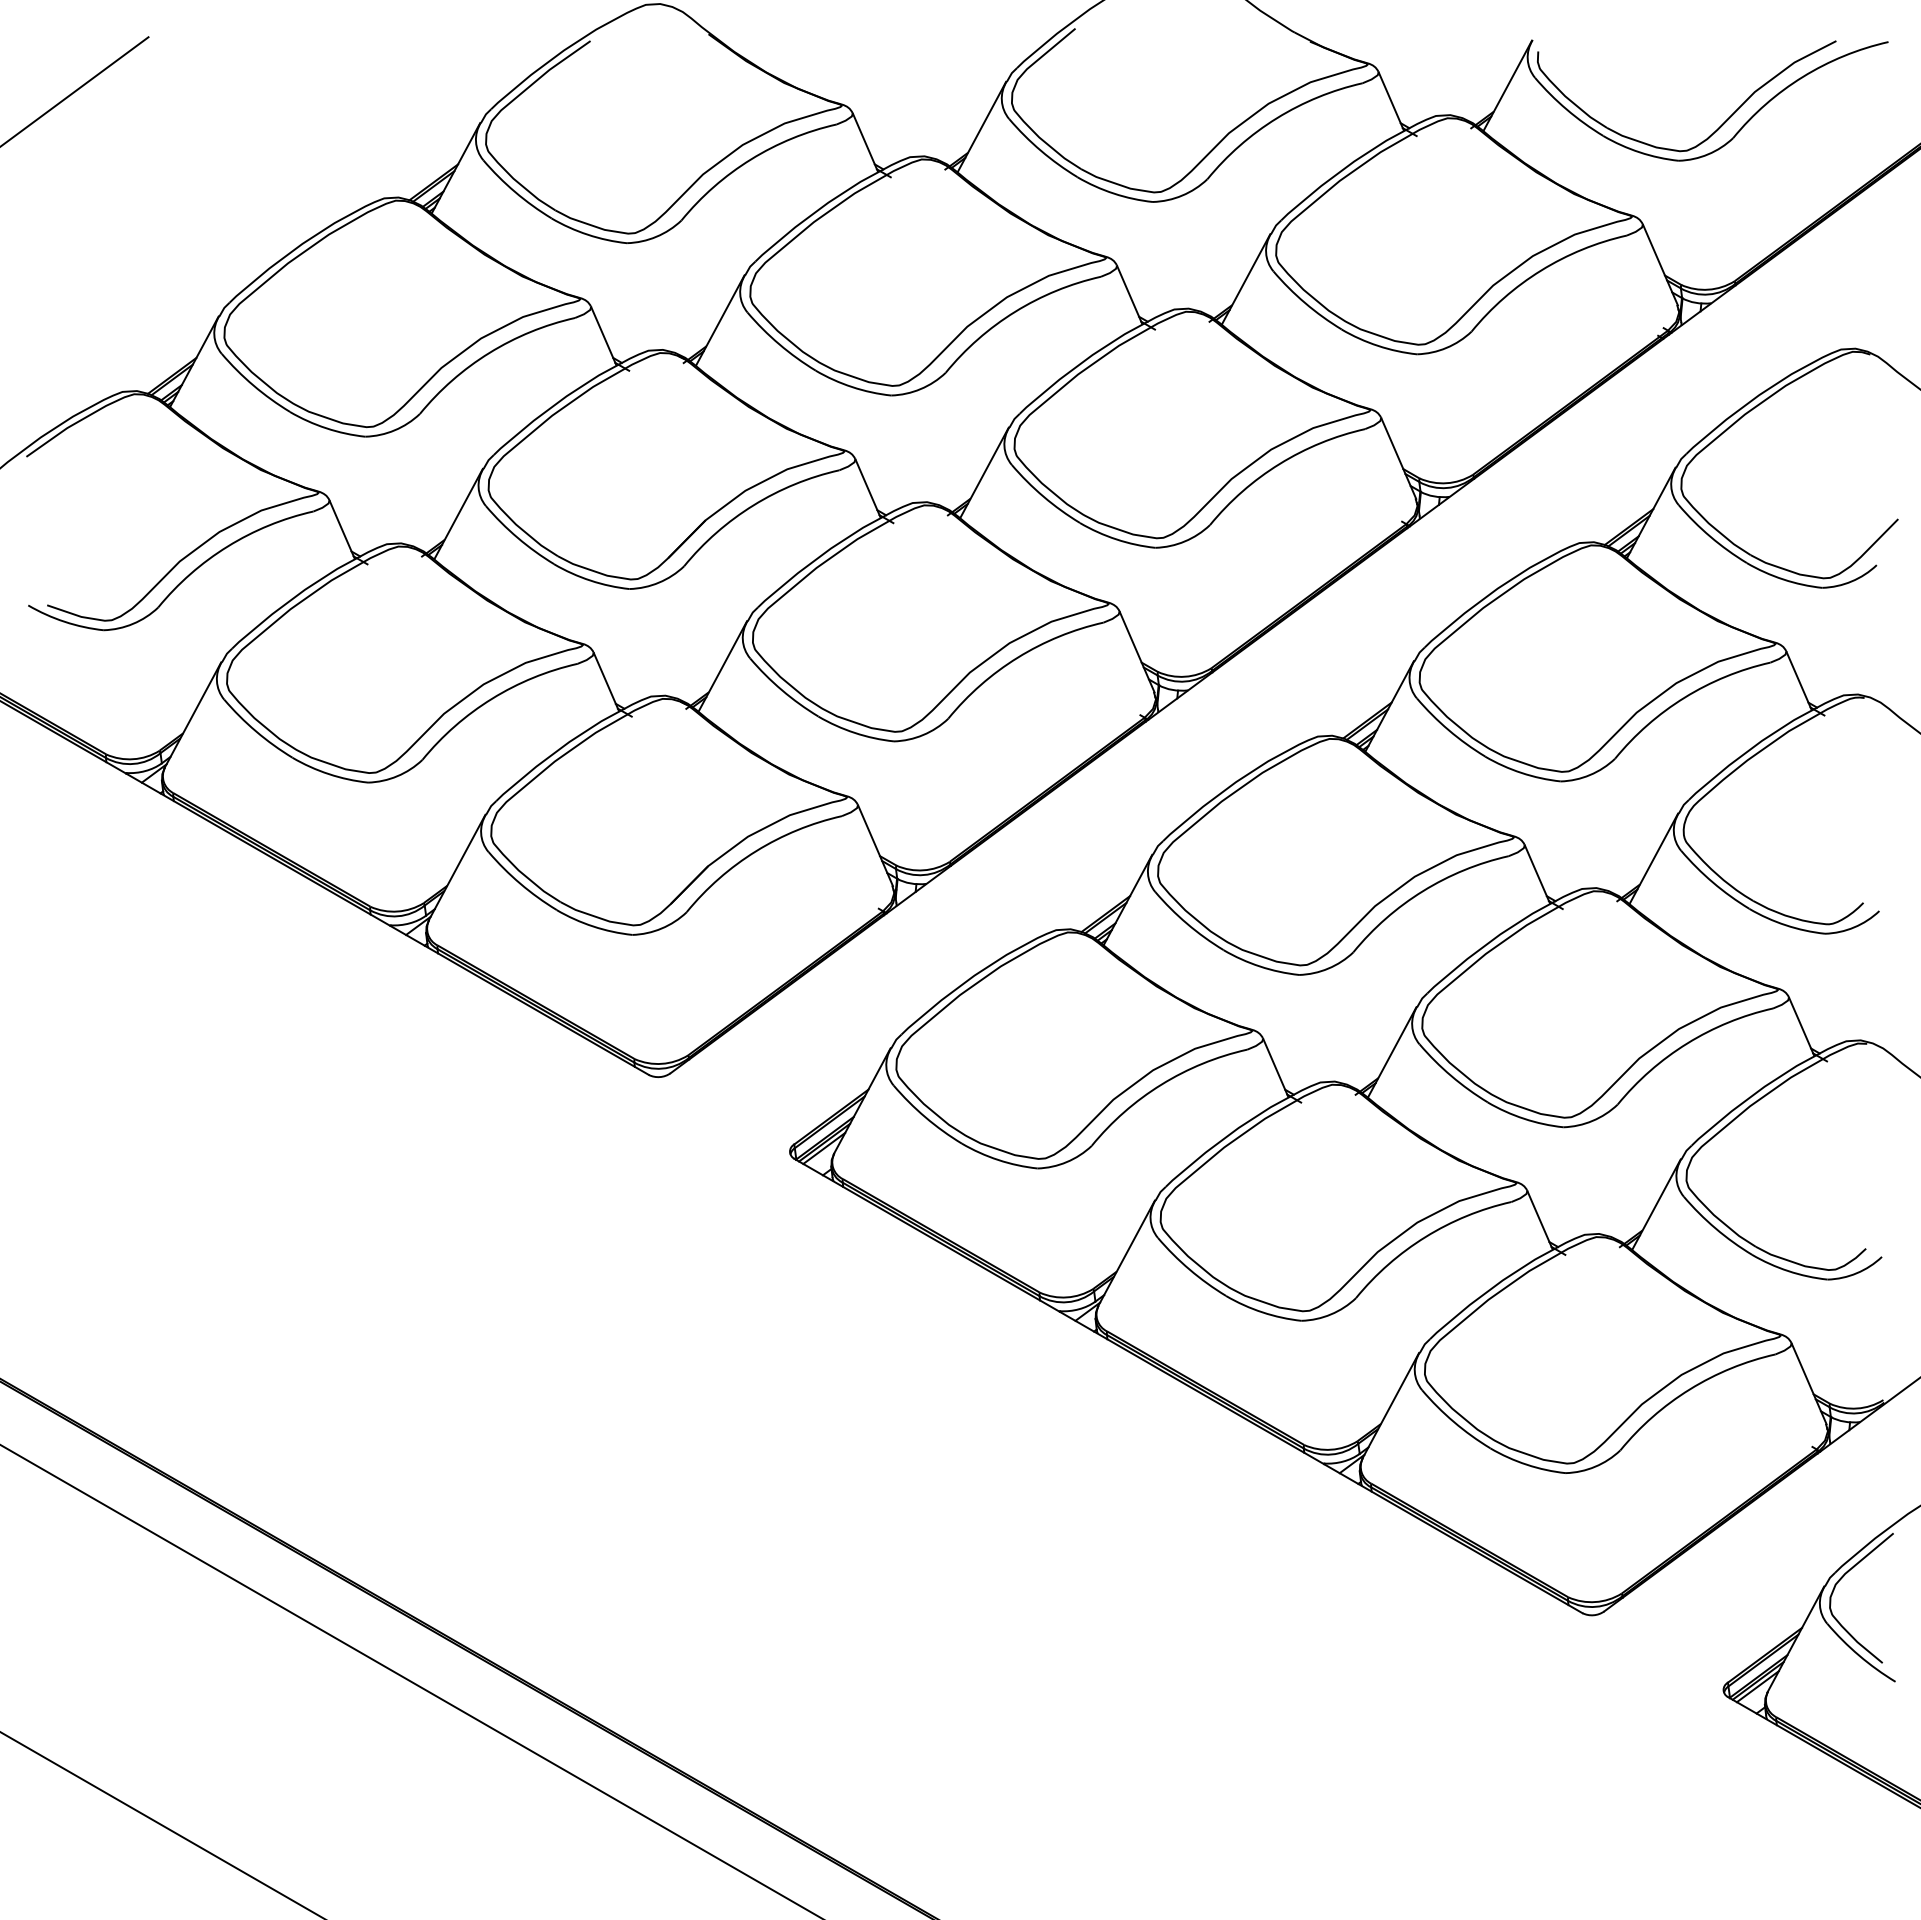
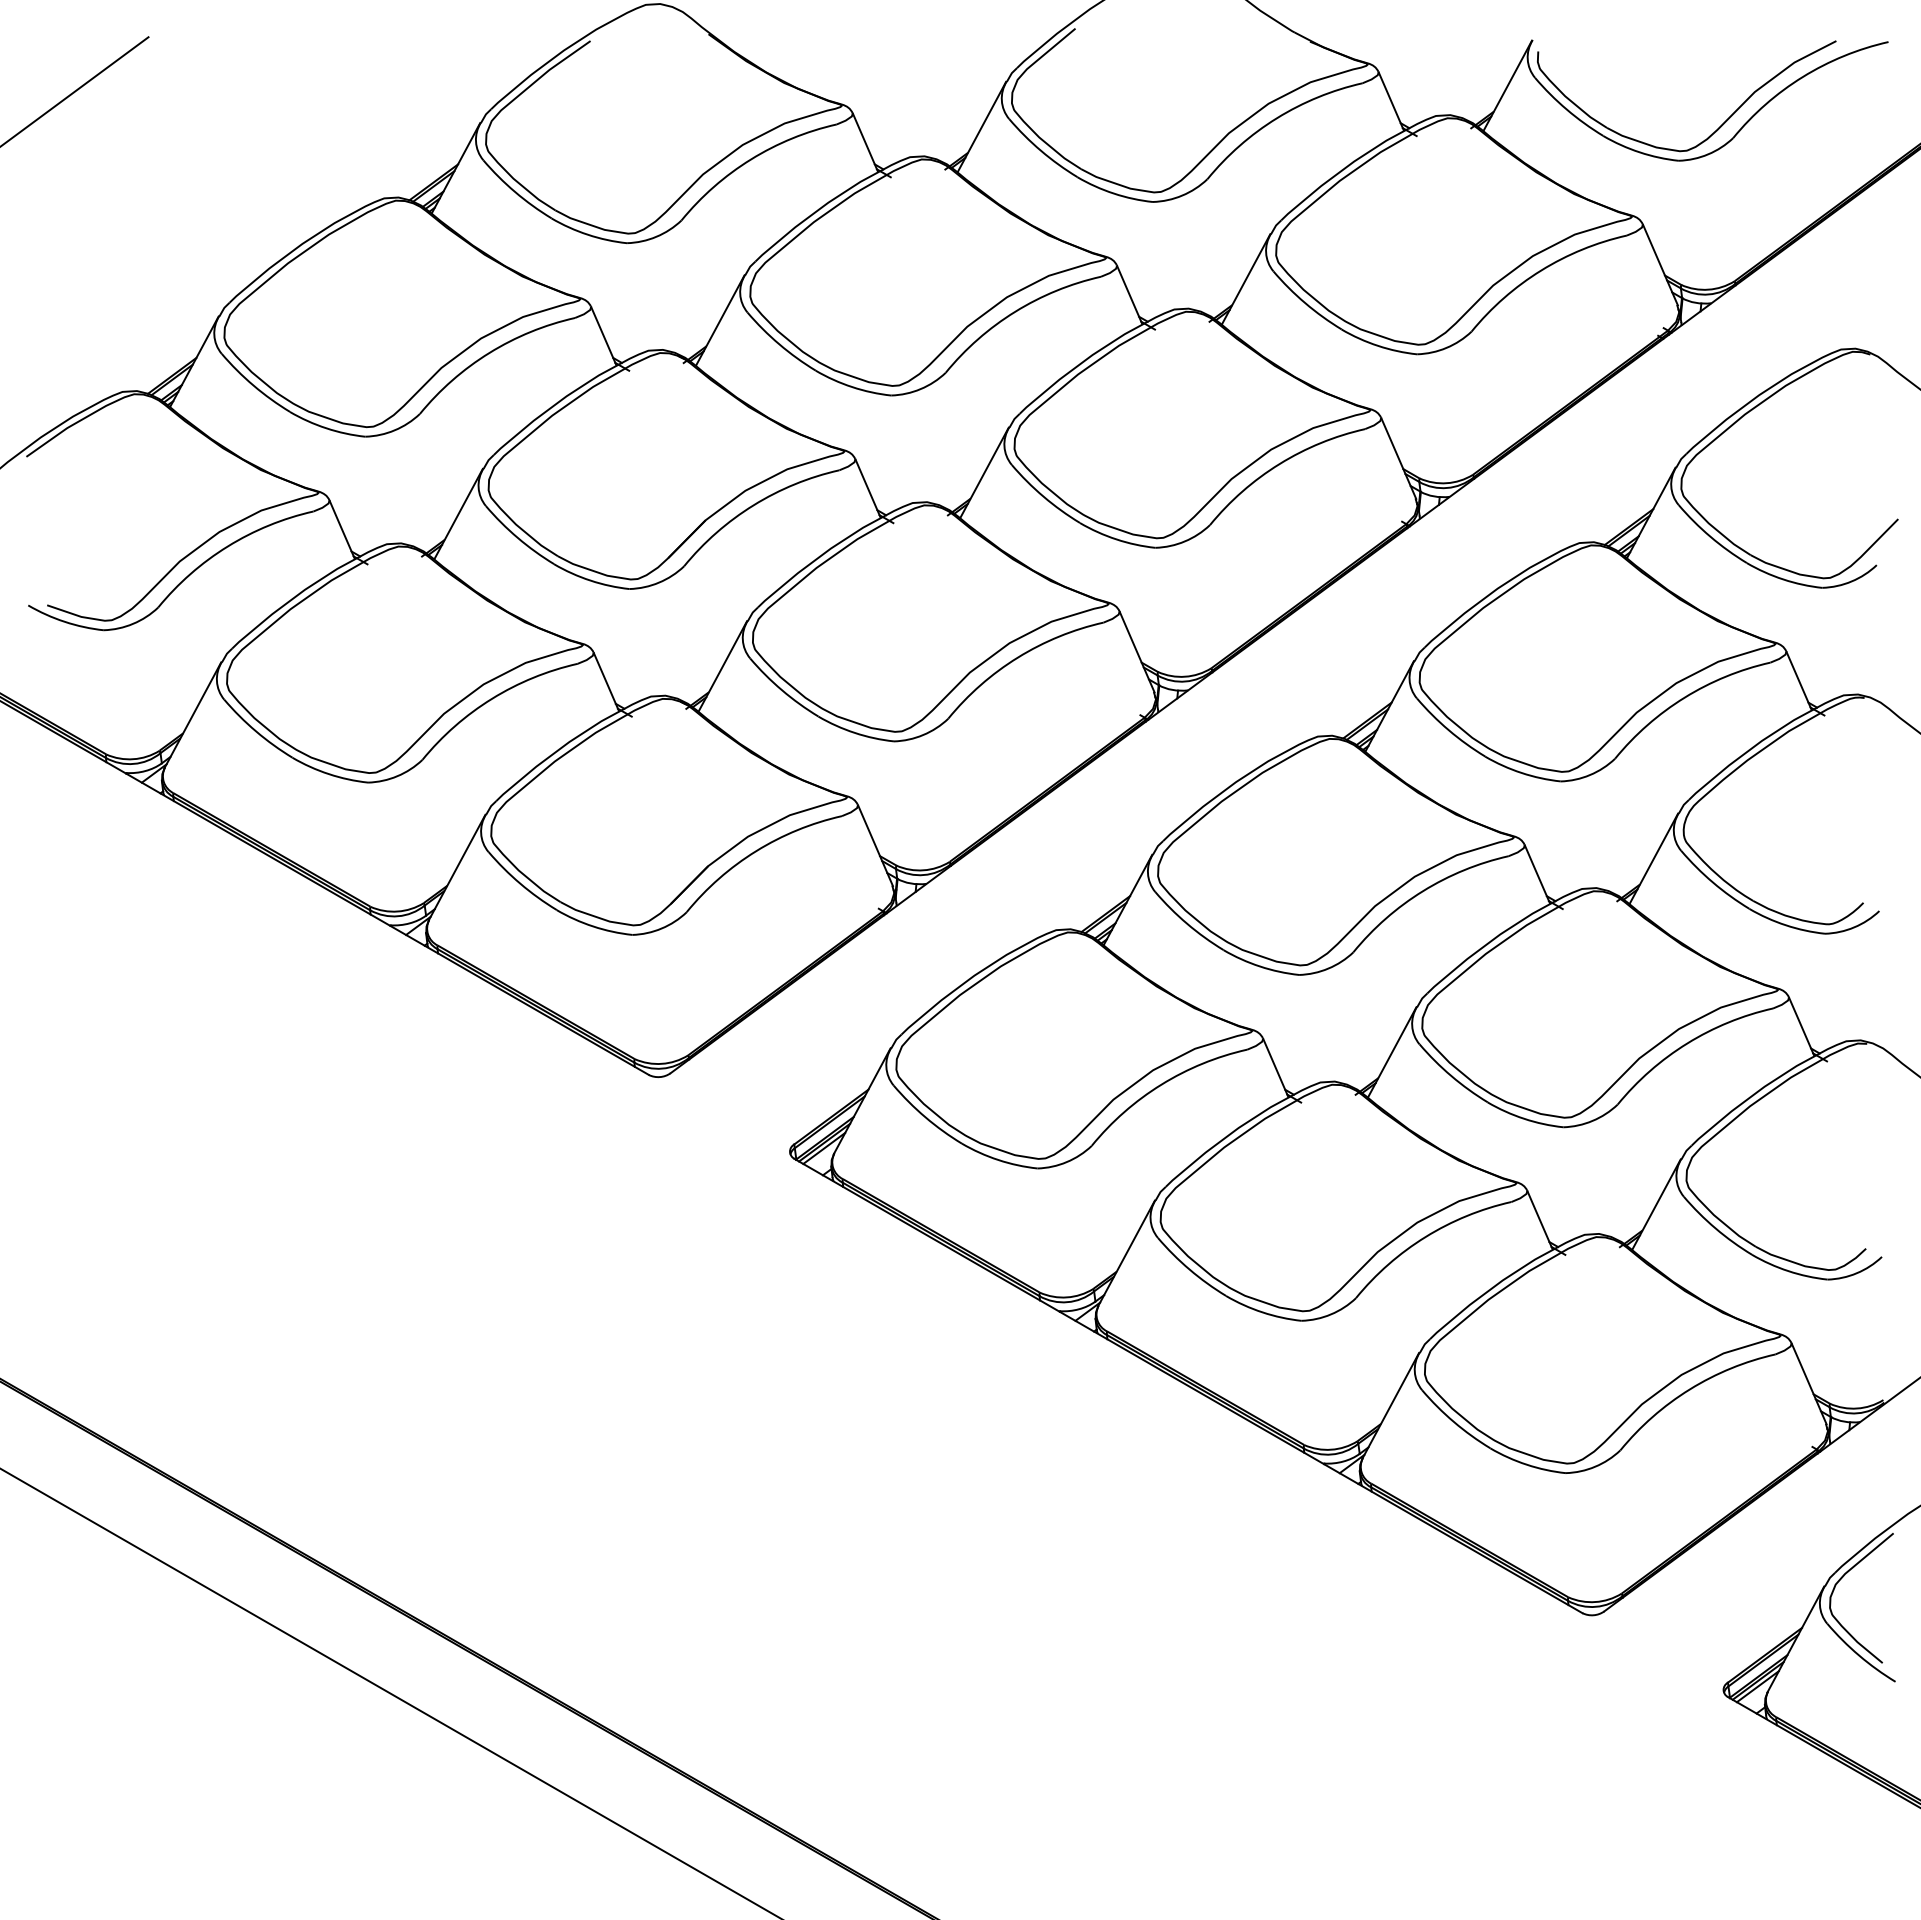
line position: (410, 1681) -> (389, 1692) (389, 1692)
line: present -> none (161, 1824)
